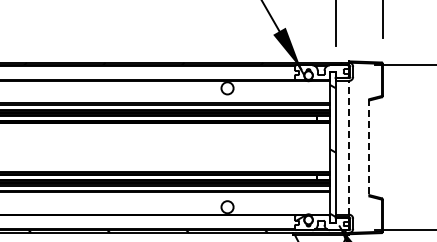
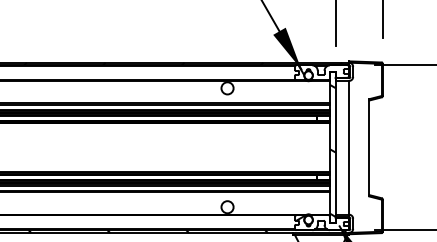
line: dashed -> solid (349, 147)
line: dashed -> solid (369, 147)
